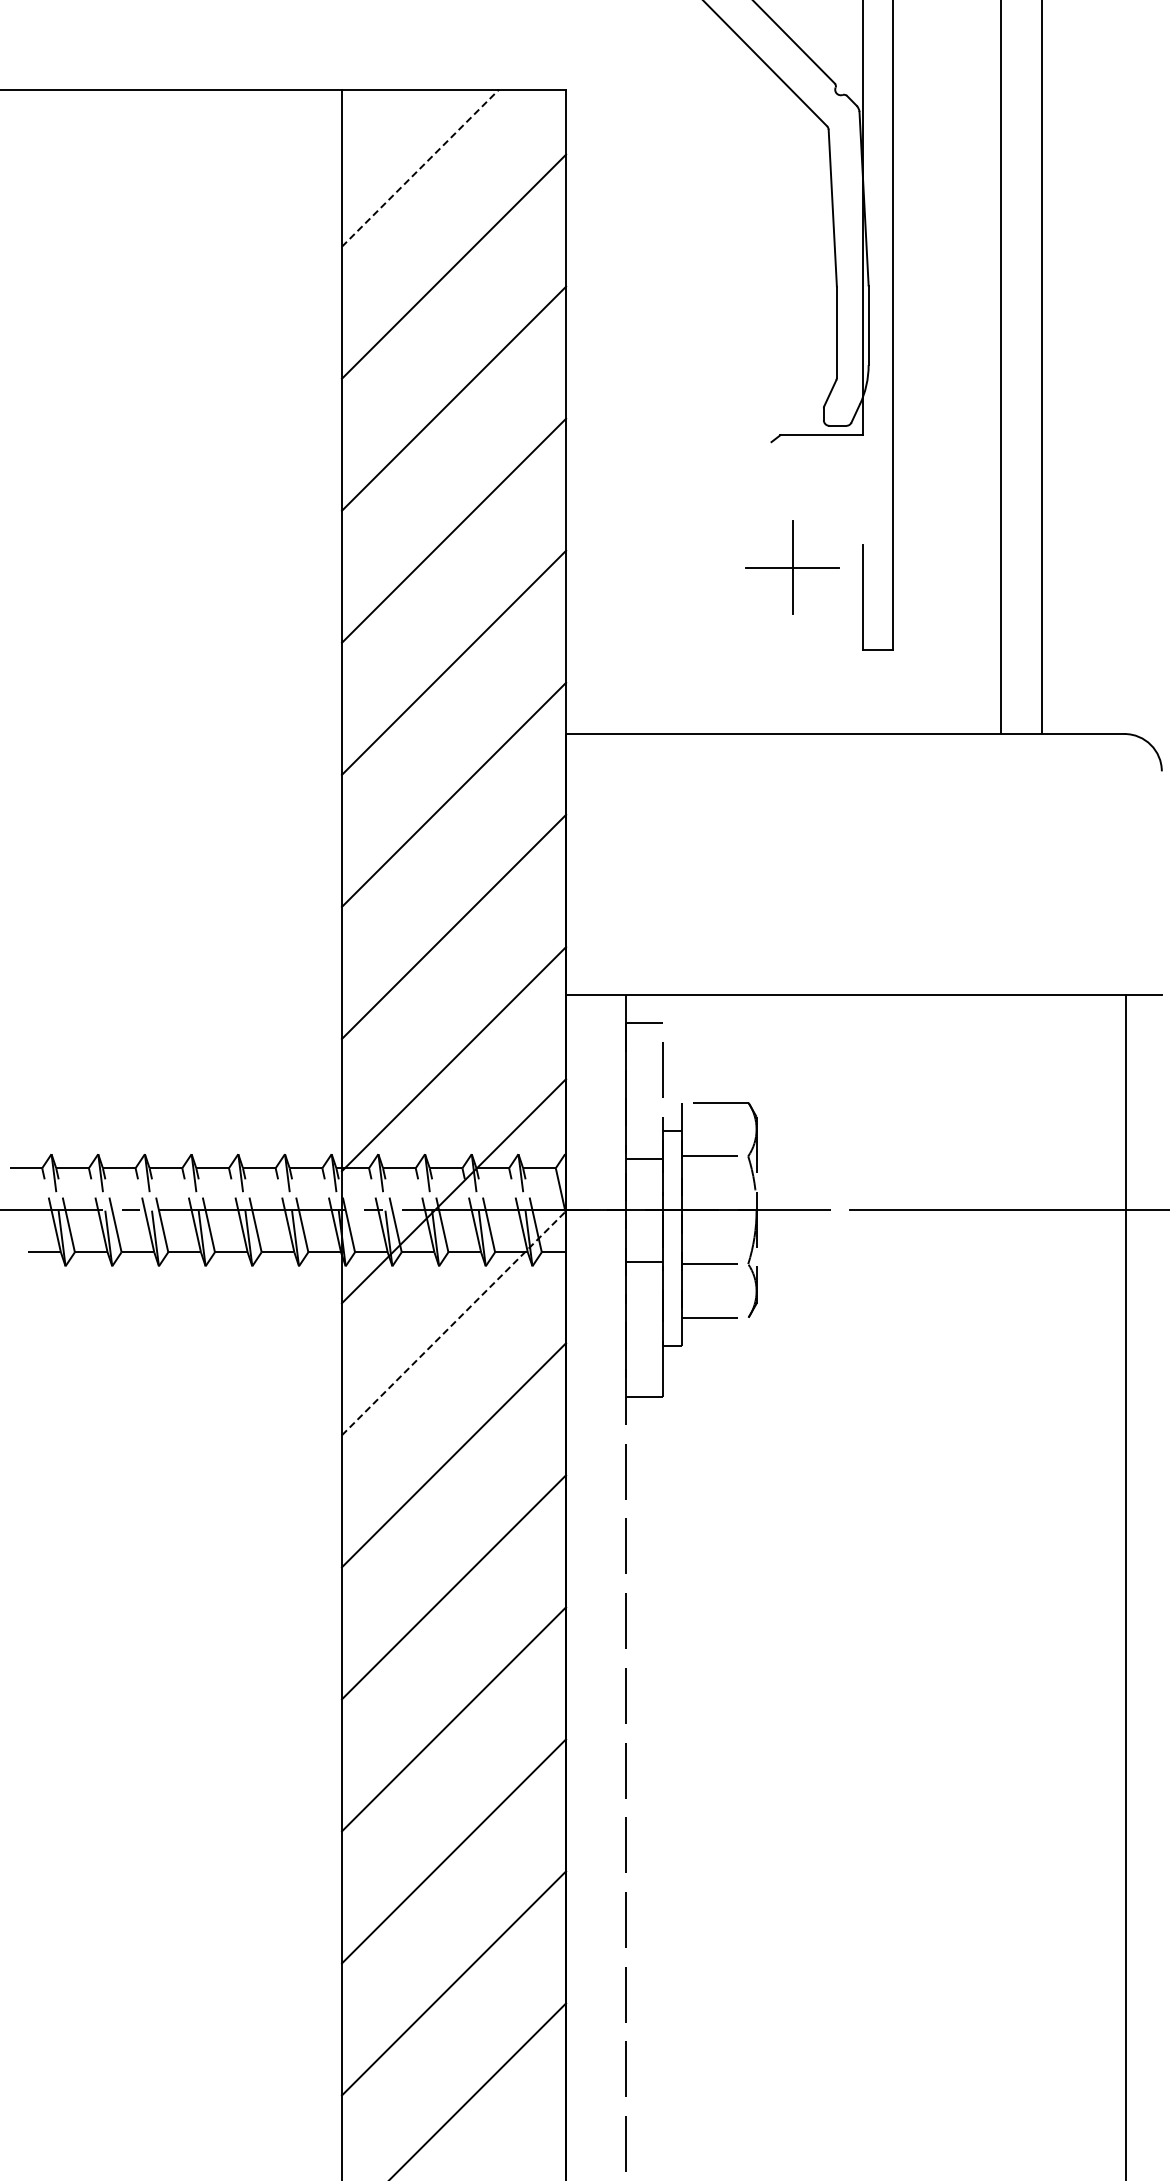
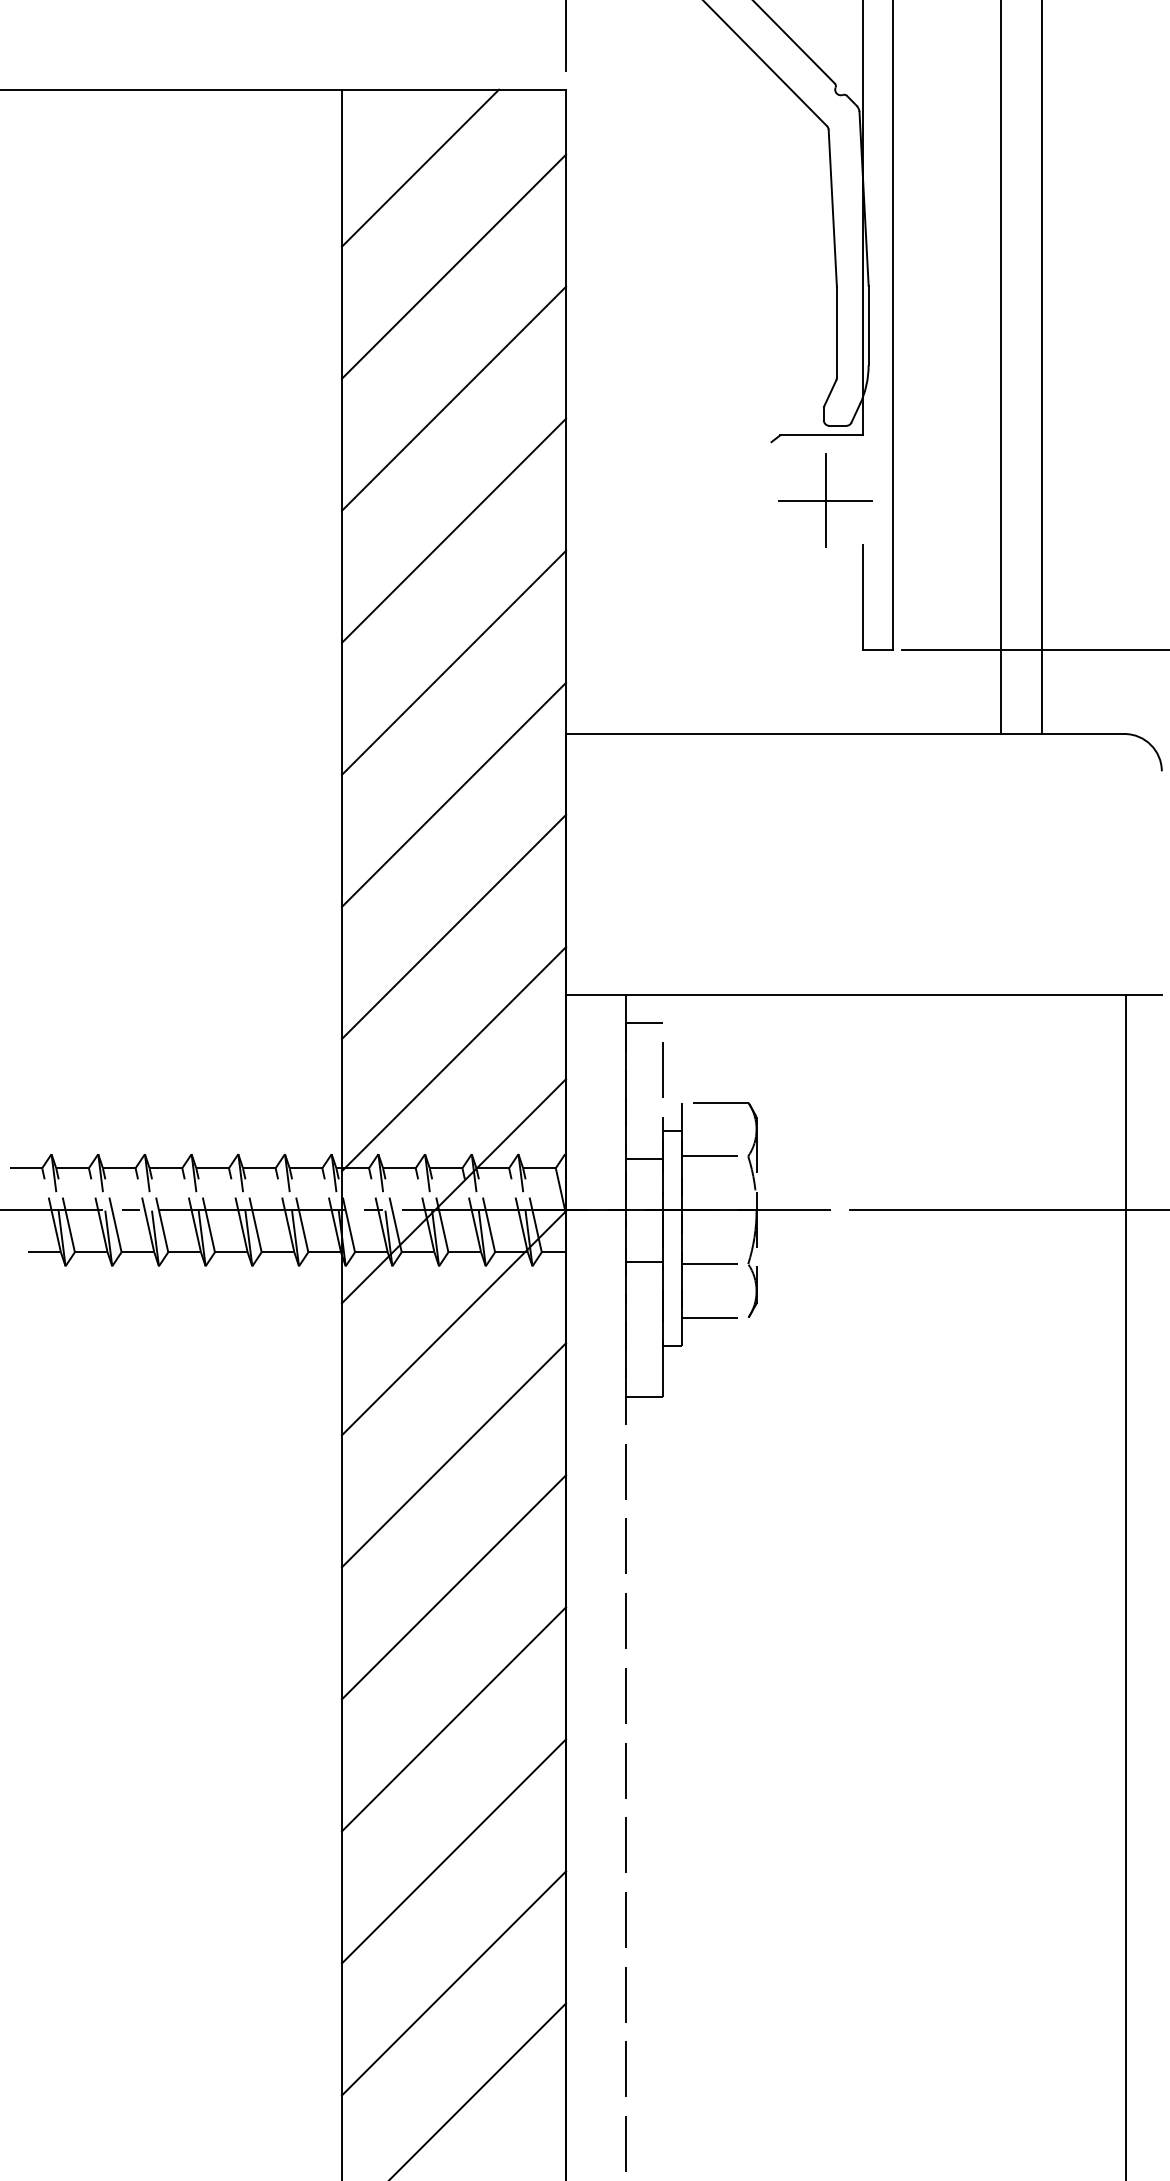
line: none -> present (566, 36)
line: dashed -> solid (420, 167)
part position: (792, 567) -> (825, 500) (825, 500)
line: none -> present (1034, 649)
line: dashed -> solid (454, 1322)
